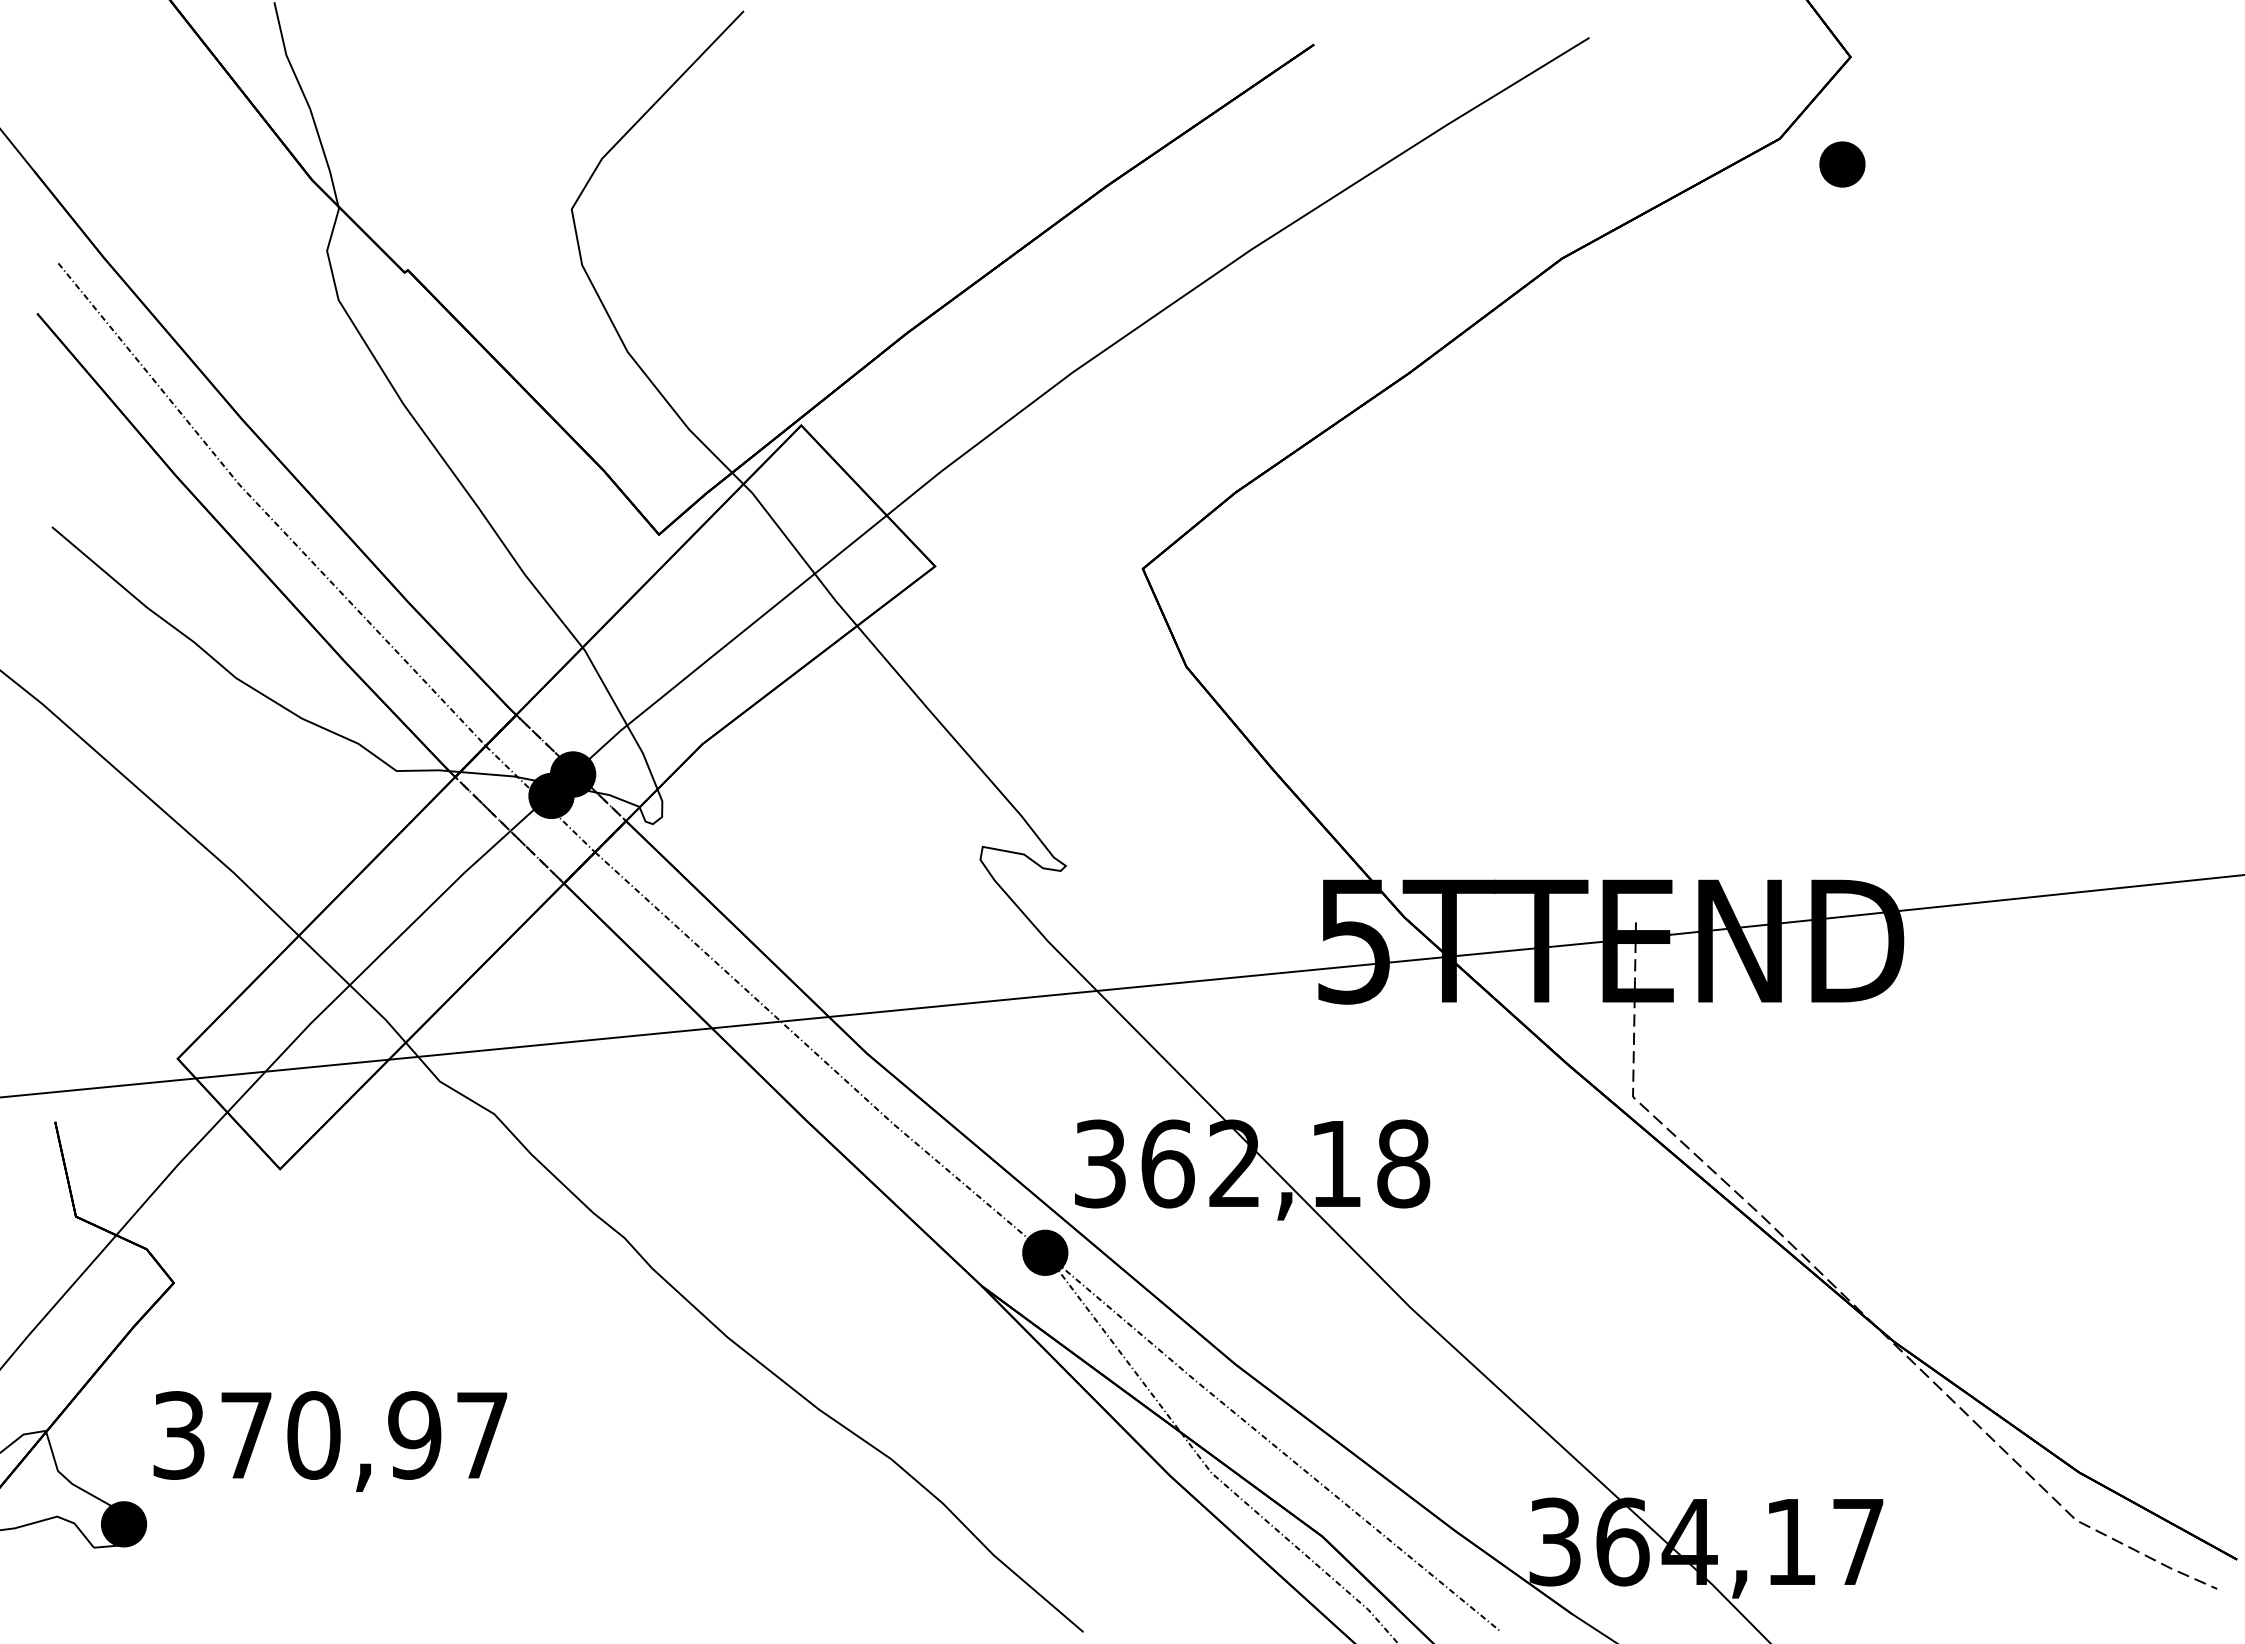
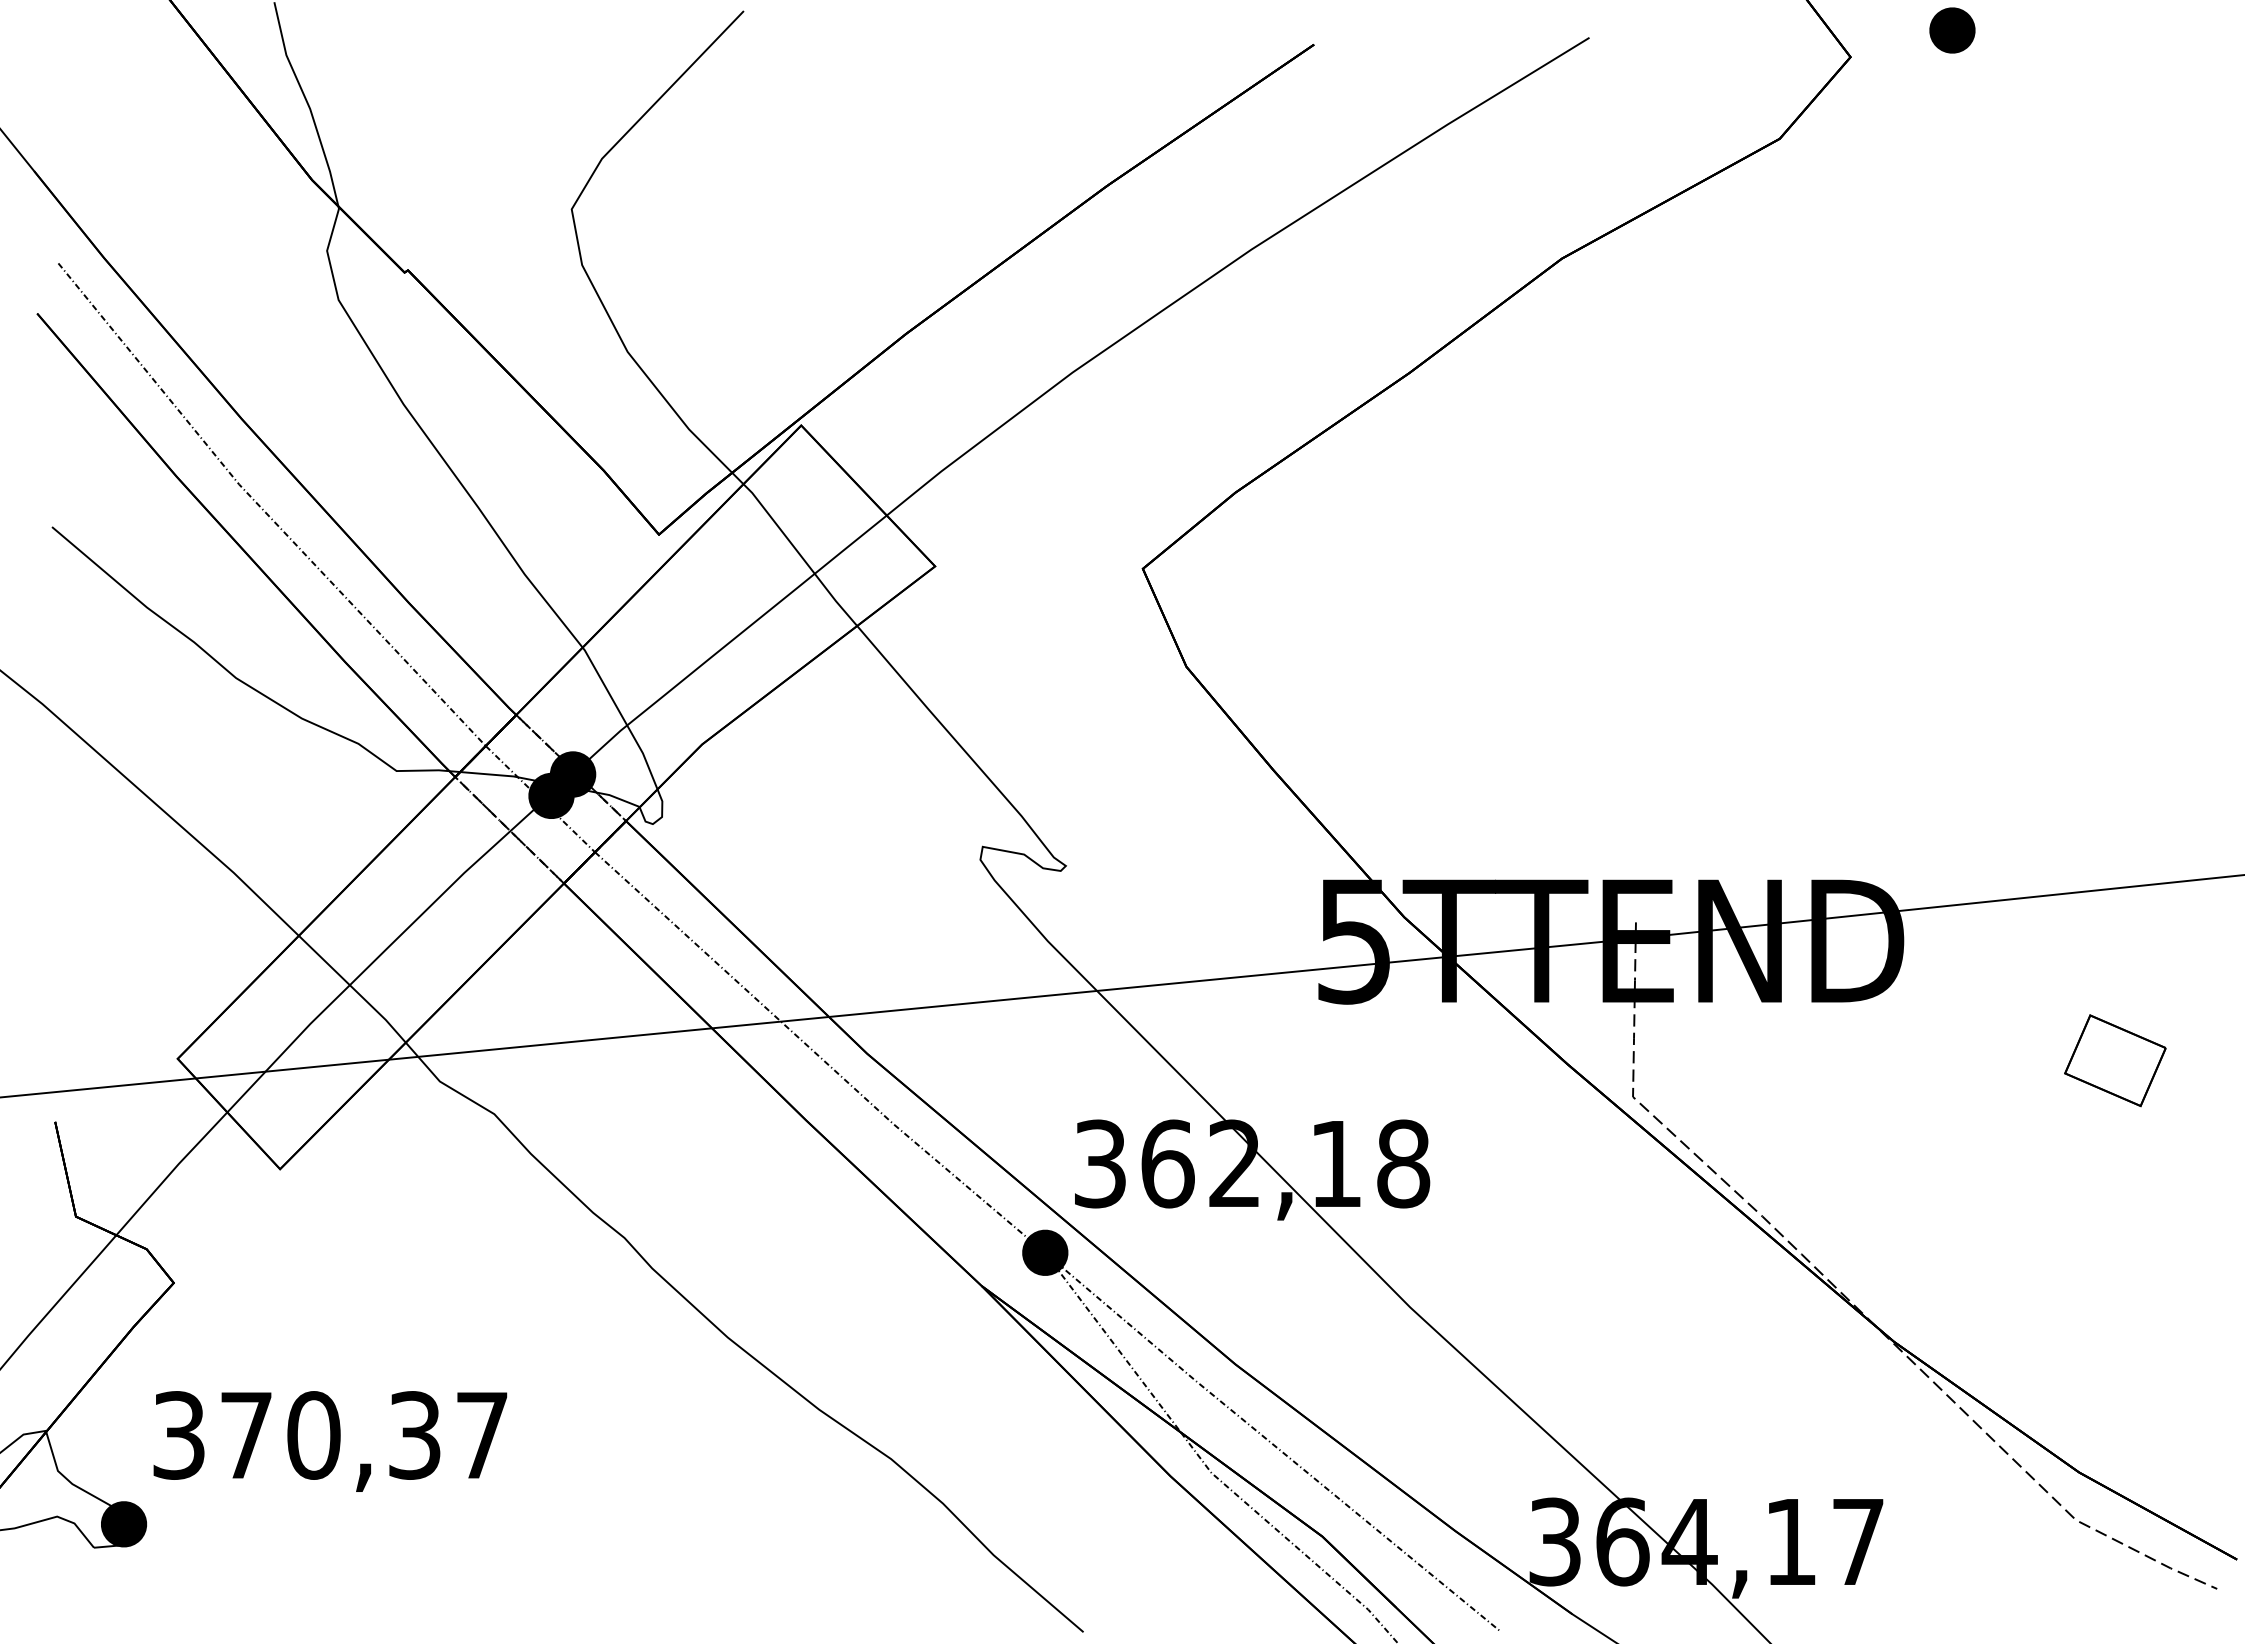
part position: (1842, 164) -> (1952, 30) (1952, 30)
part: none -> present (2115, 1060)
text: 370,97 -> 370,37 (414, 1435)
